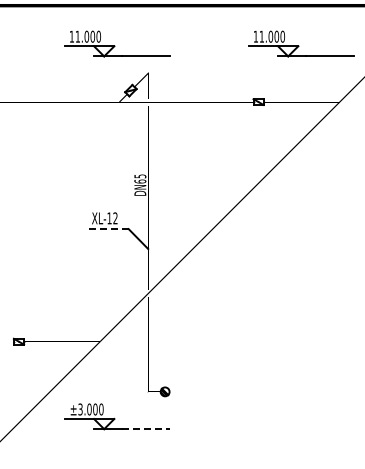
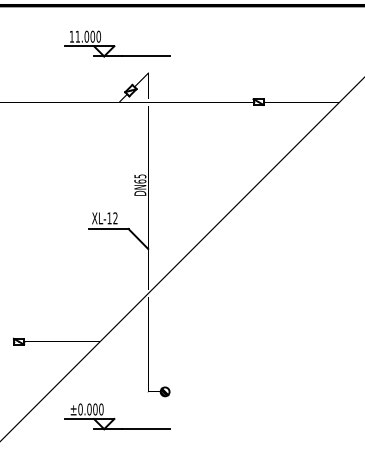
part: present -> none (301, 43)
line: dashed -> solid (108, 229)
text: ±3.000 -> ±0.000 (80, 409)
line: dashed -> solid (146, 429)
